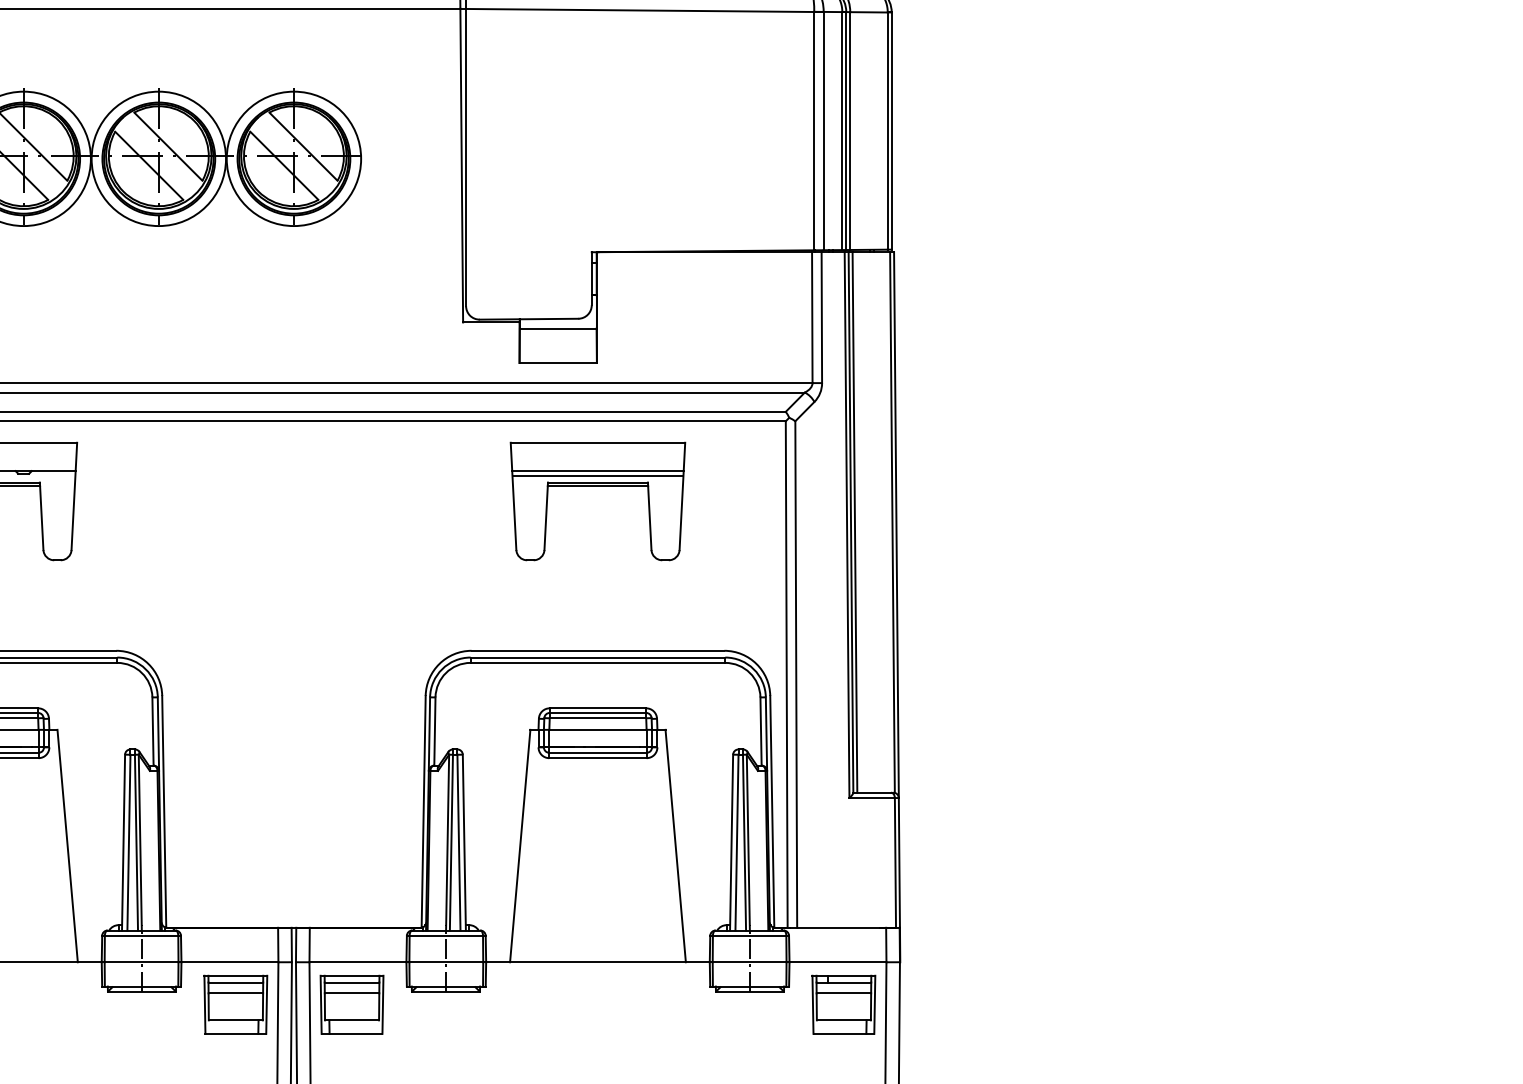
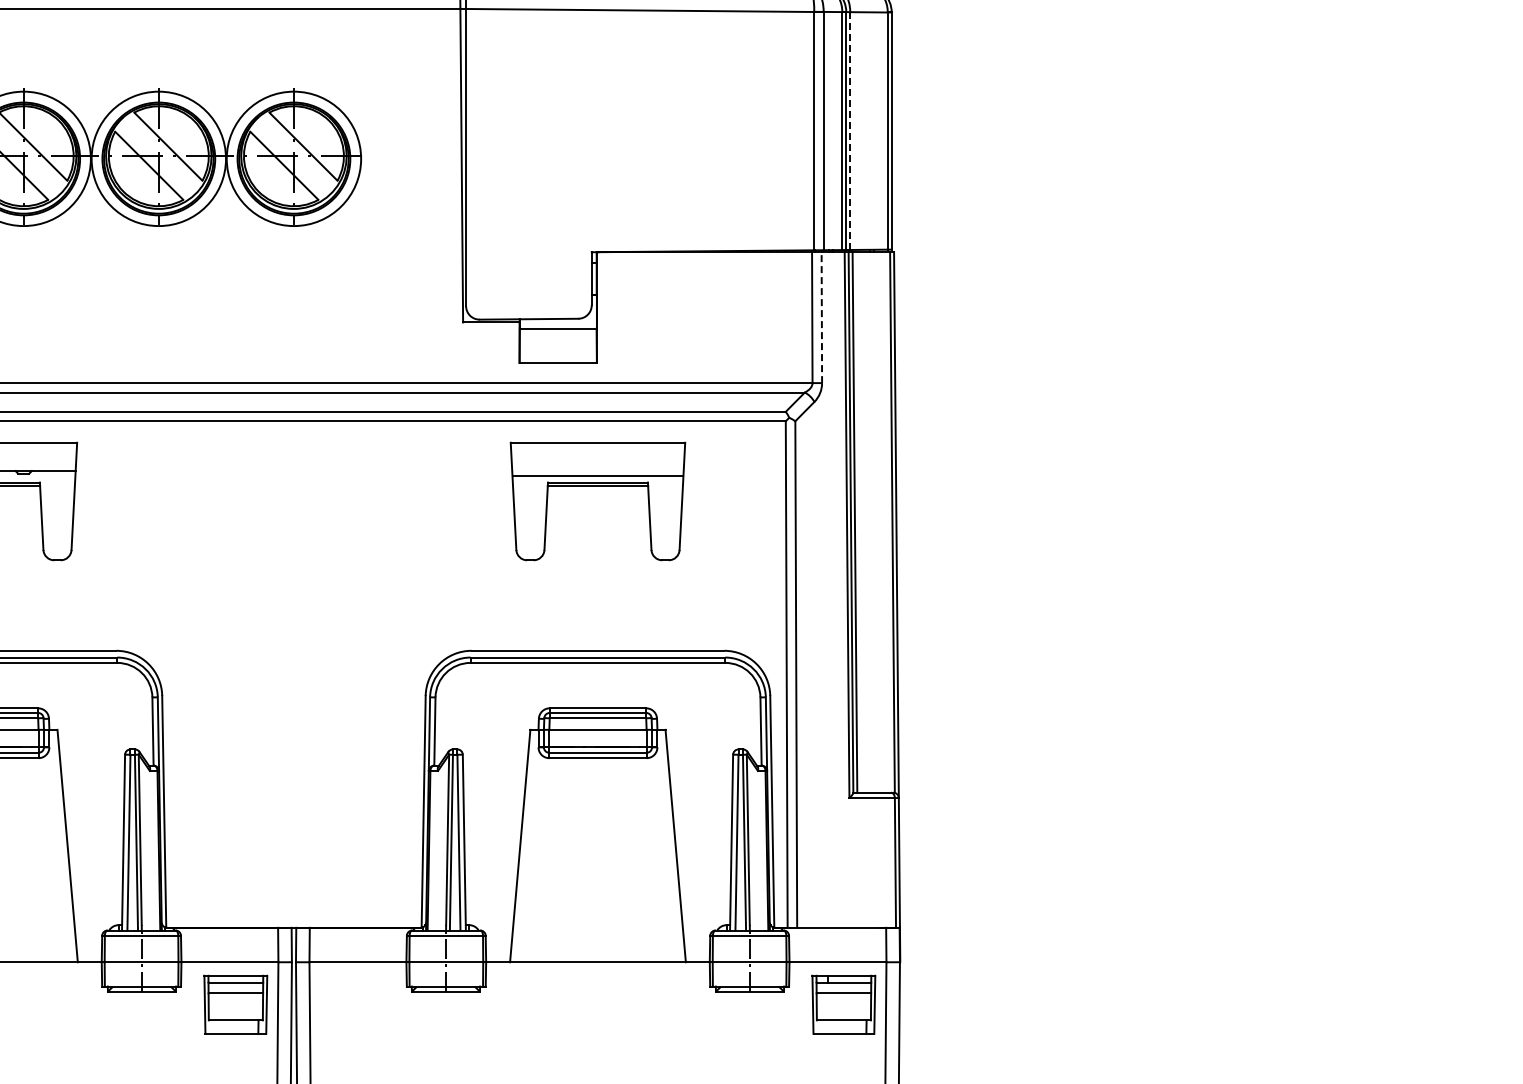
line: solid -> dashed (850, 131)
line: solid -> dashed (821, 317)
line: present -> none (597, 471)
part: present -> none (351, 1004)
